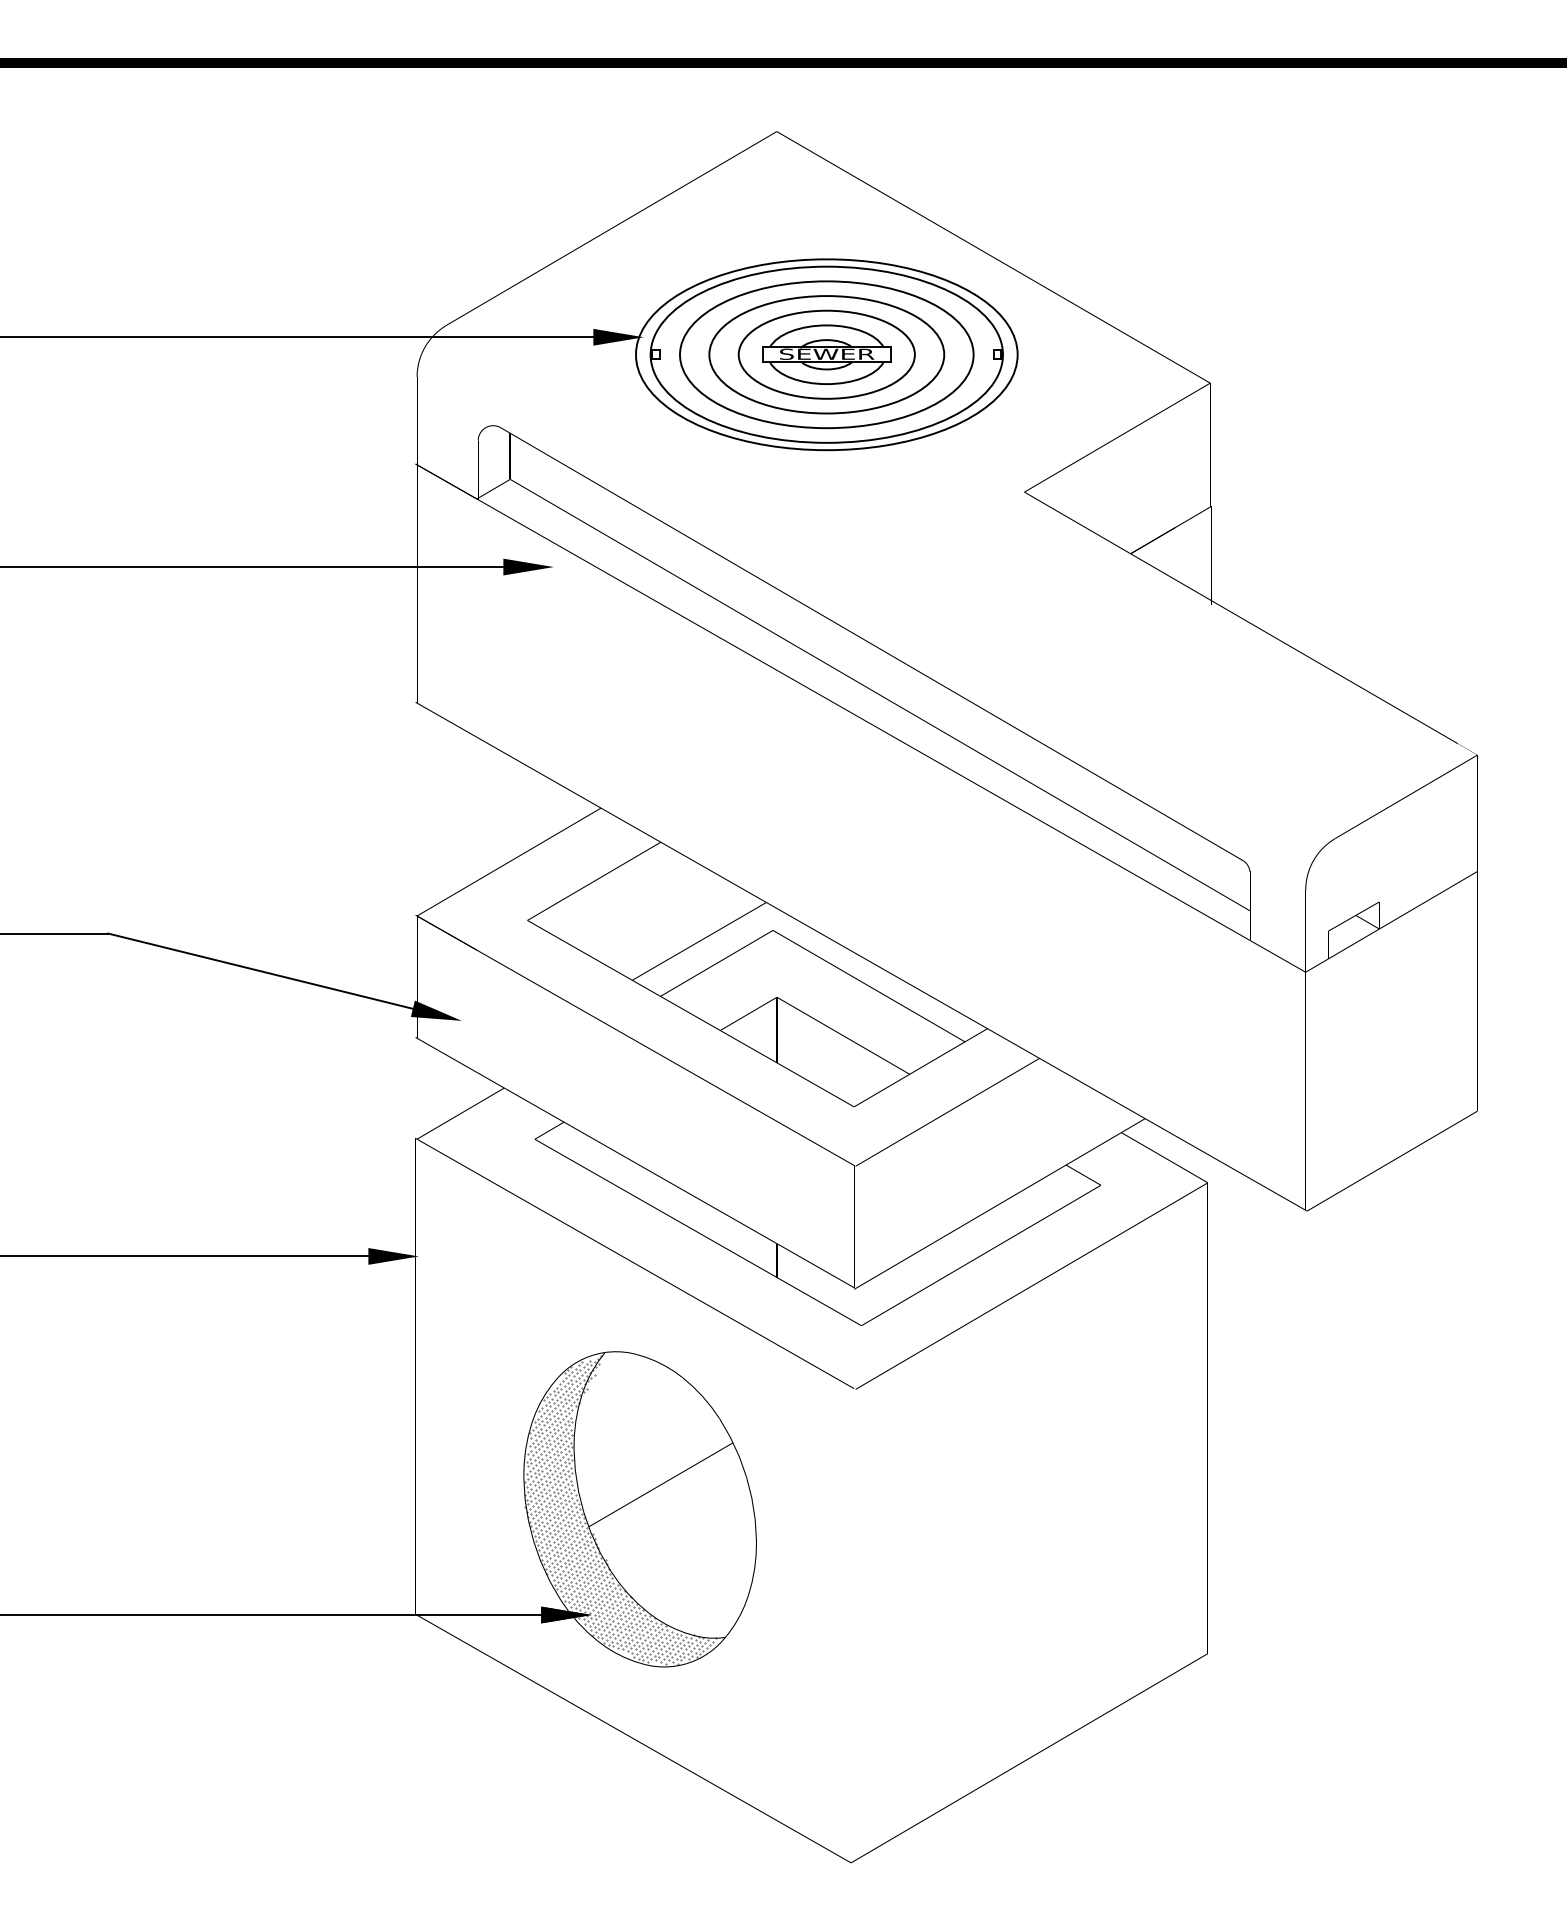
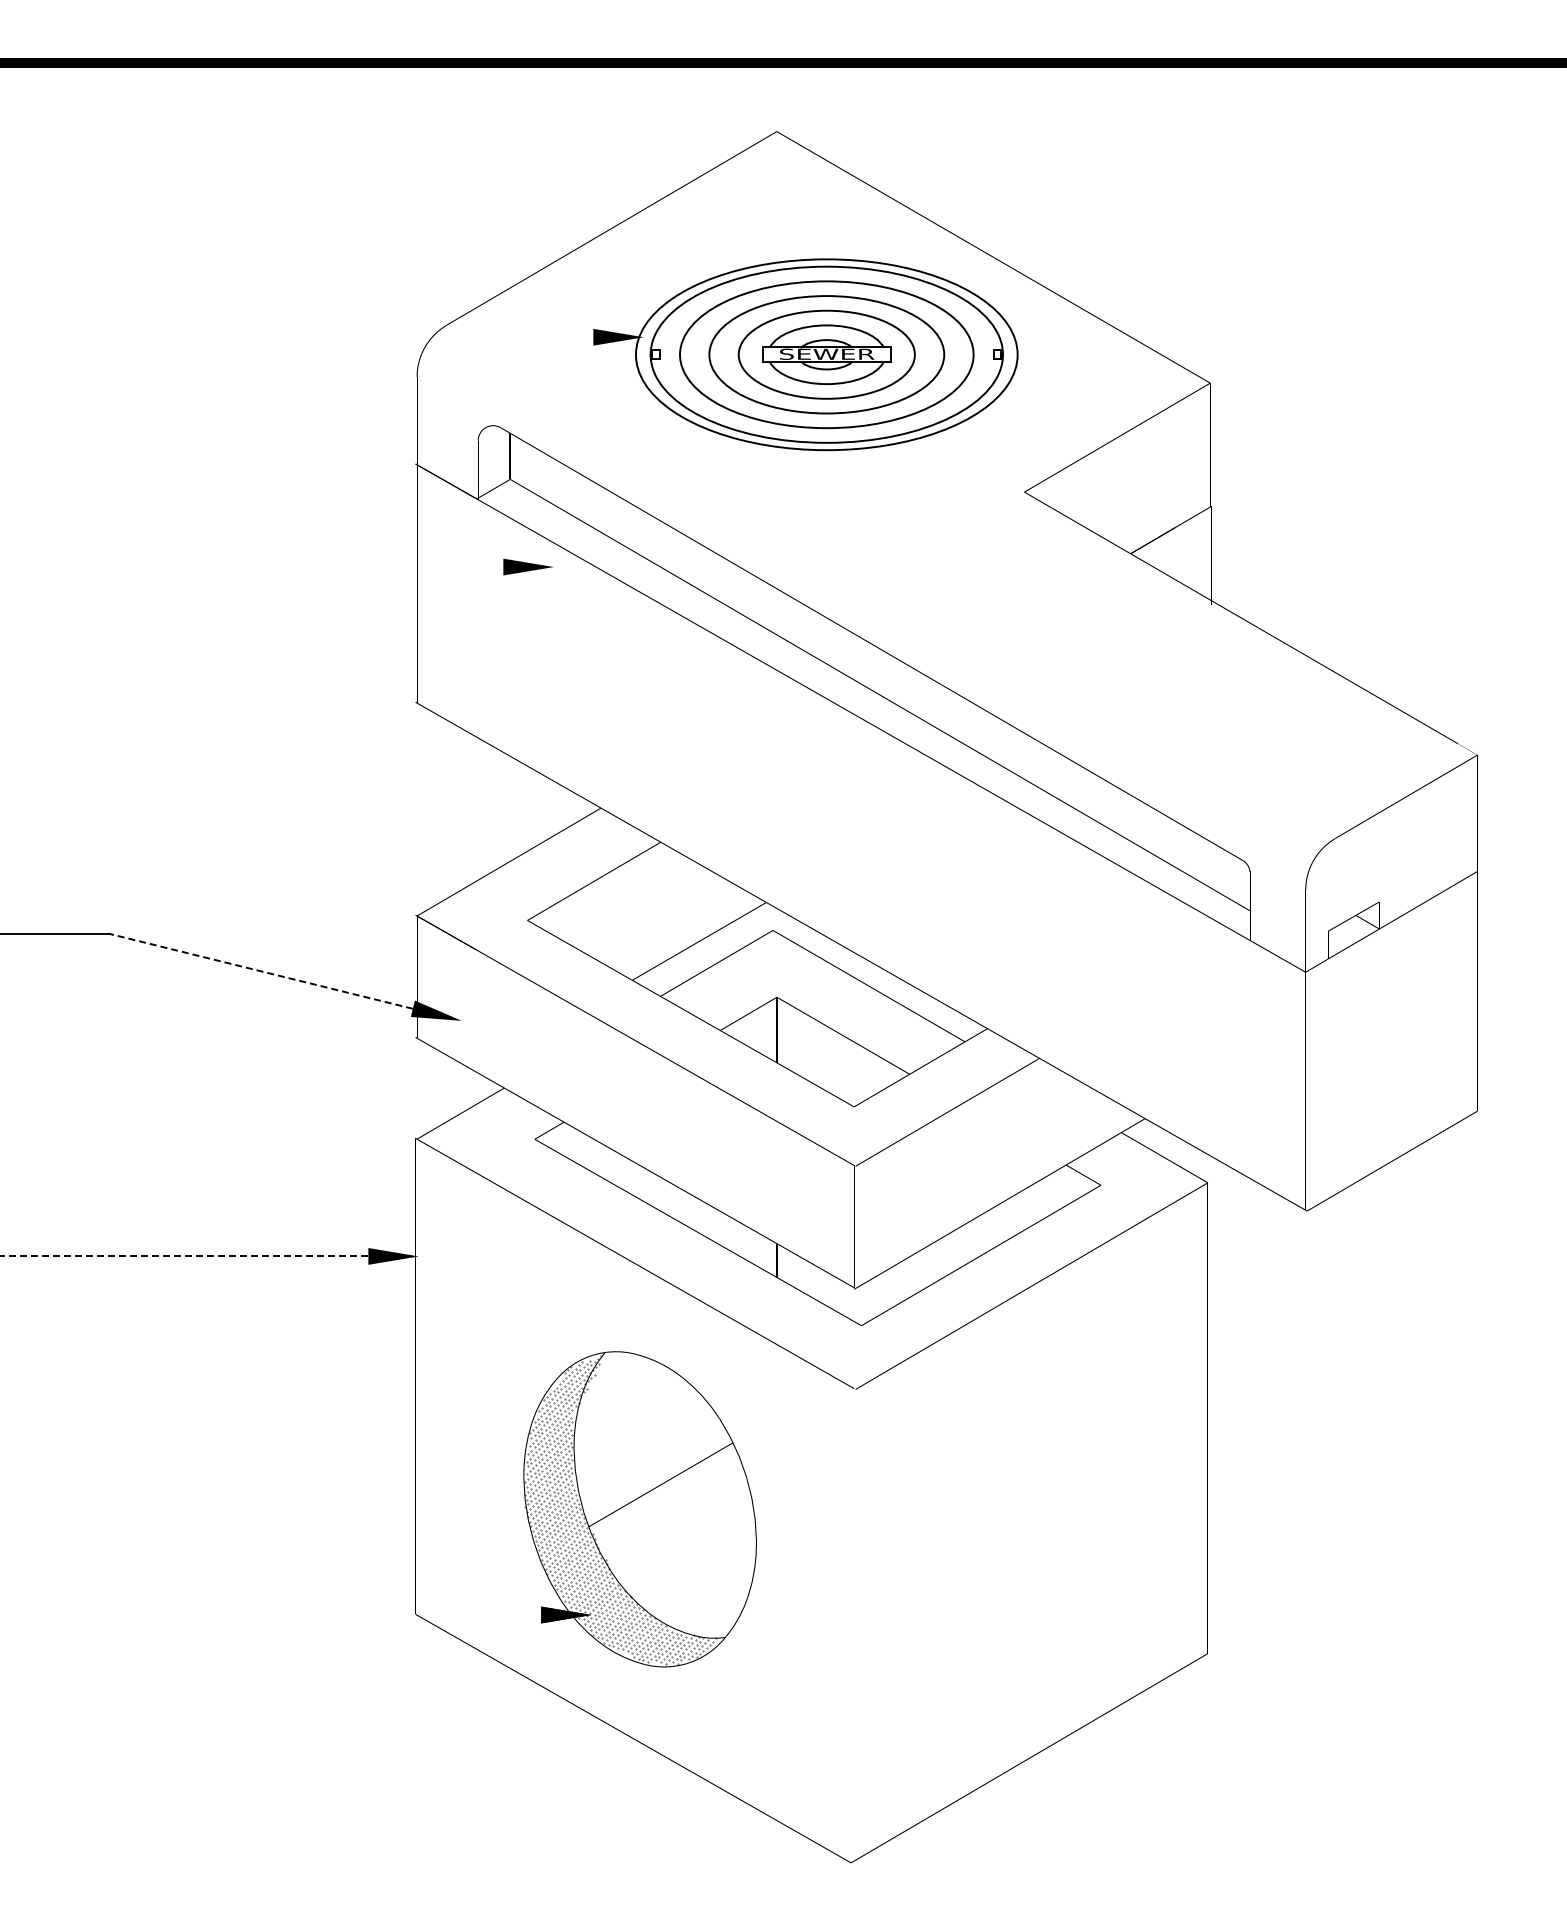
line: present -> none (297, 337)
line: present -> none (252, 567)
line: solid -> dashed (260, 971)
line: solid -> dashed (184, 1256)
line: present -> none (271, 1615)
